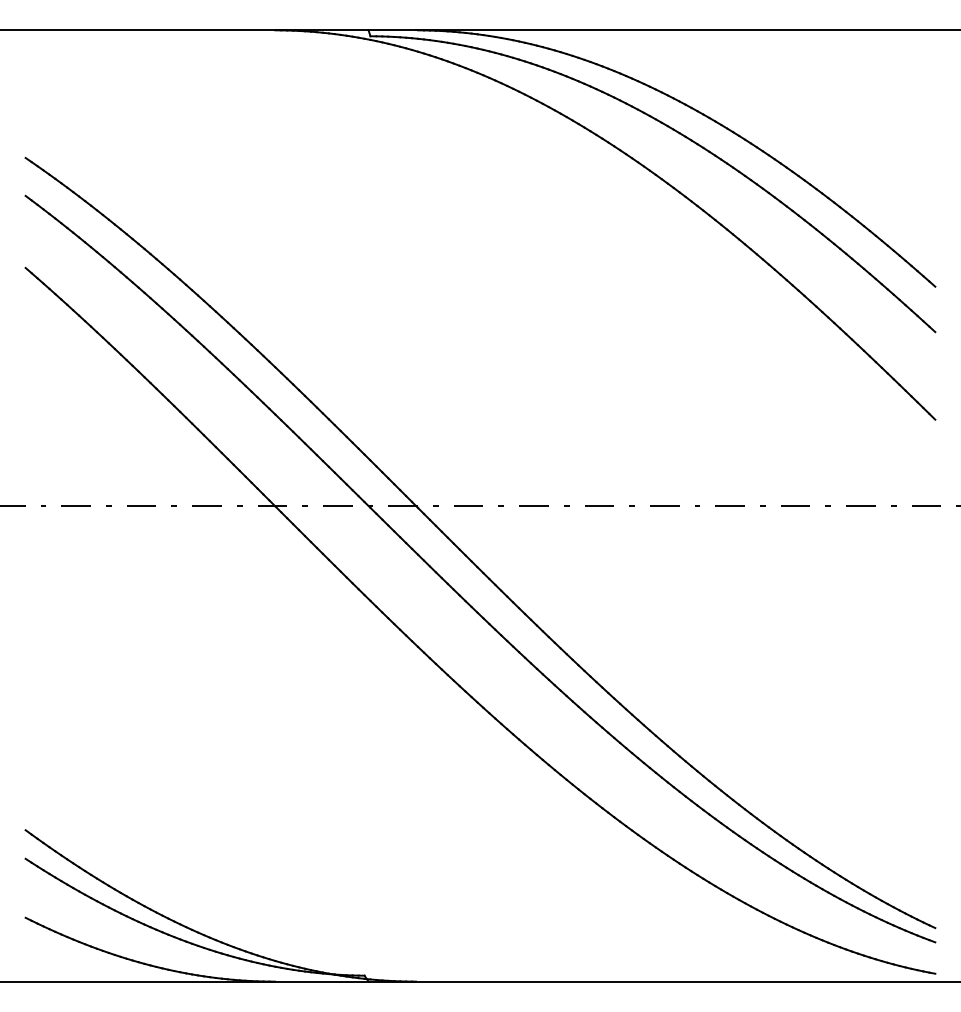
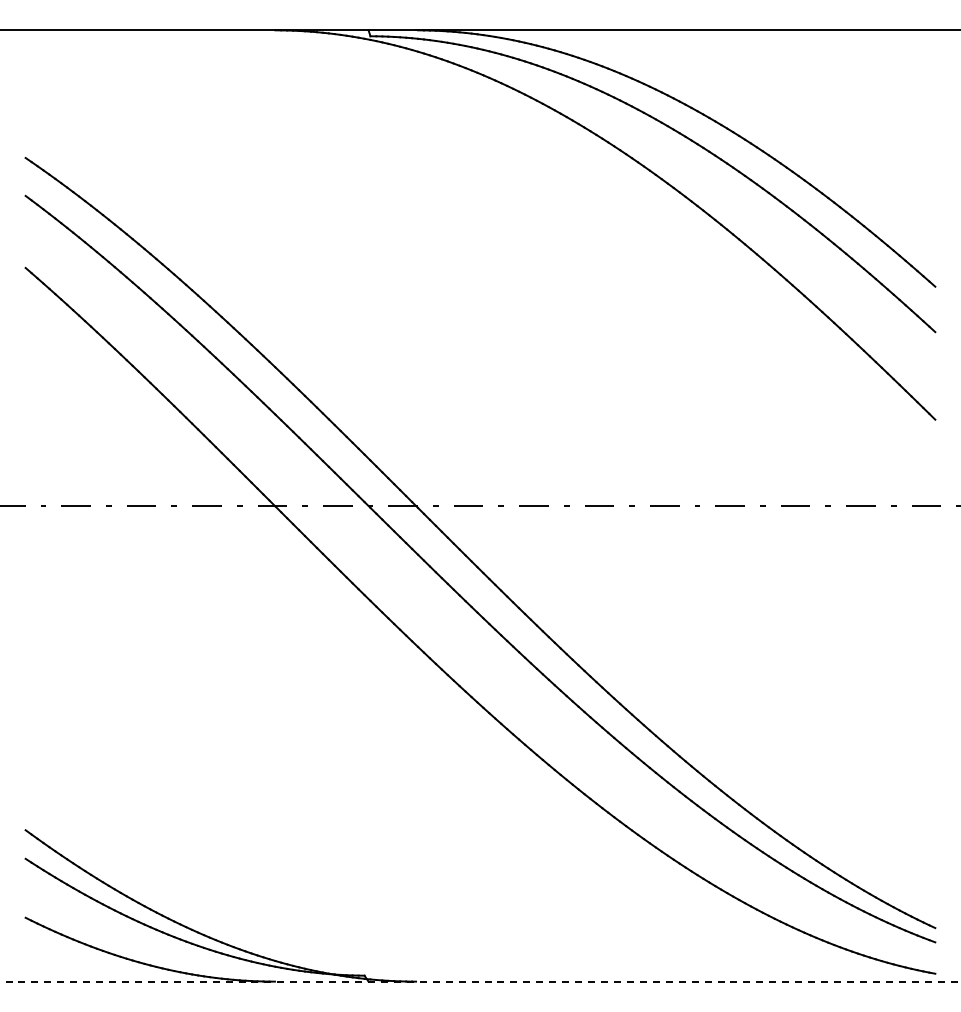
line: solid -> dashed (480, 981)
